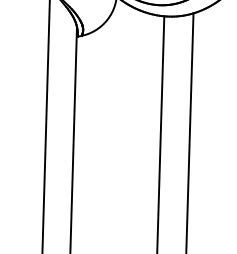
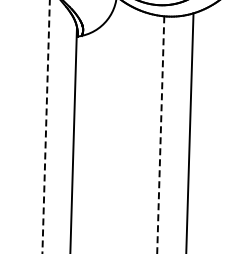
line: solid -> dashed (46, 127)
line: solid -> dashed (160, 135)
